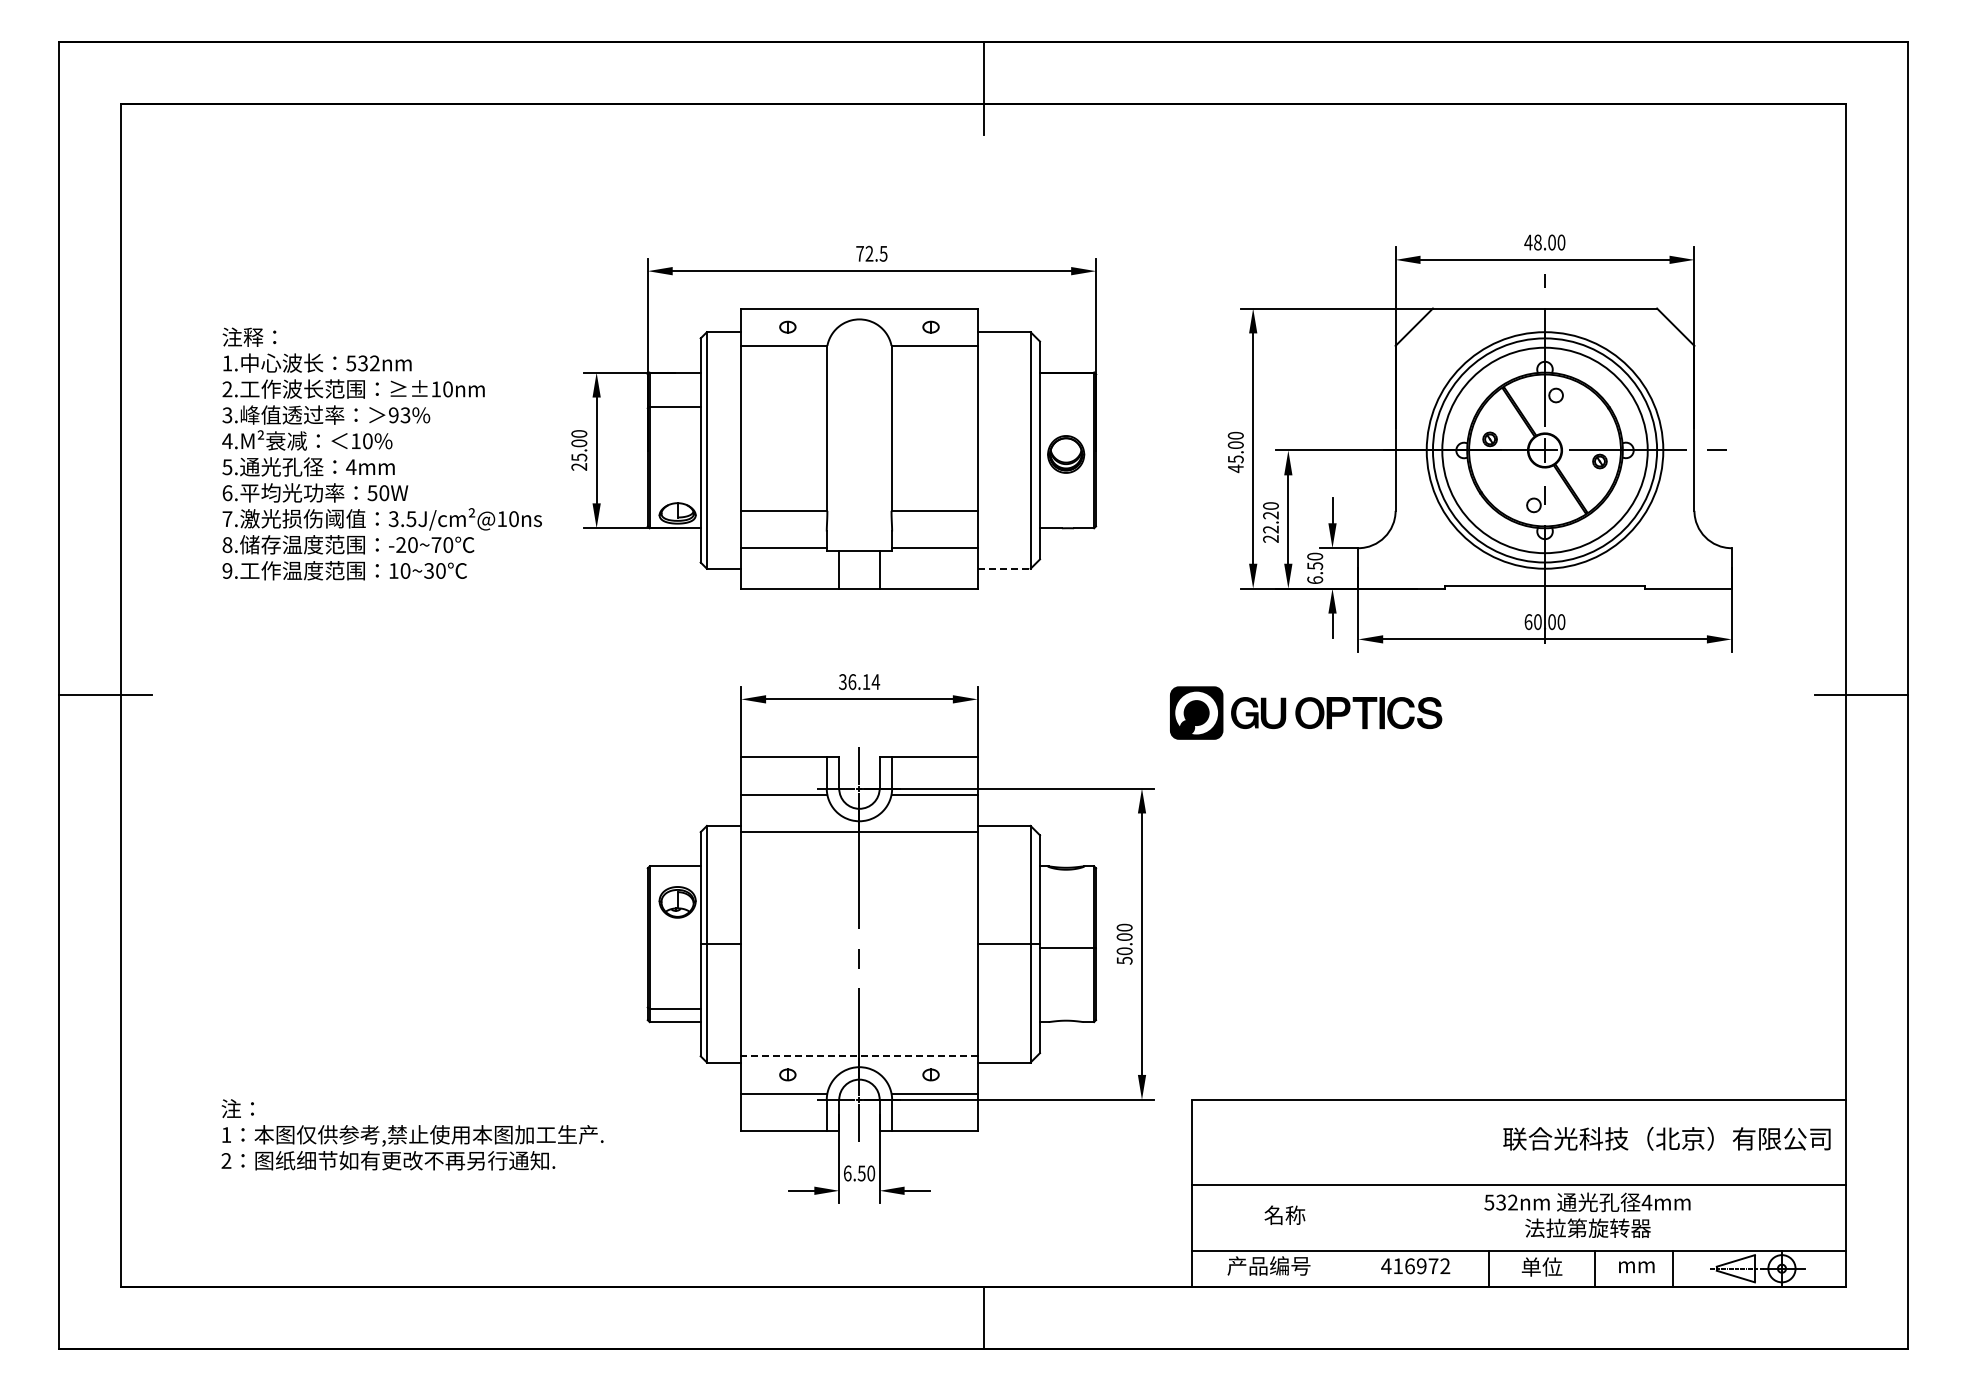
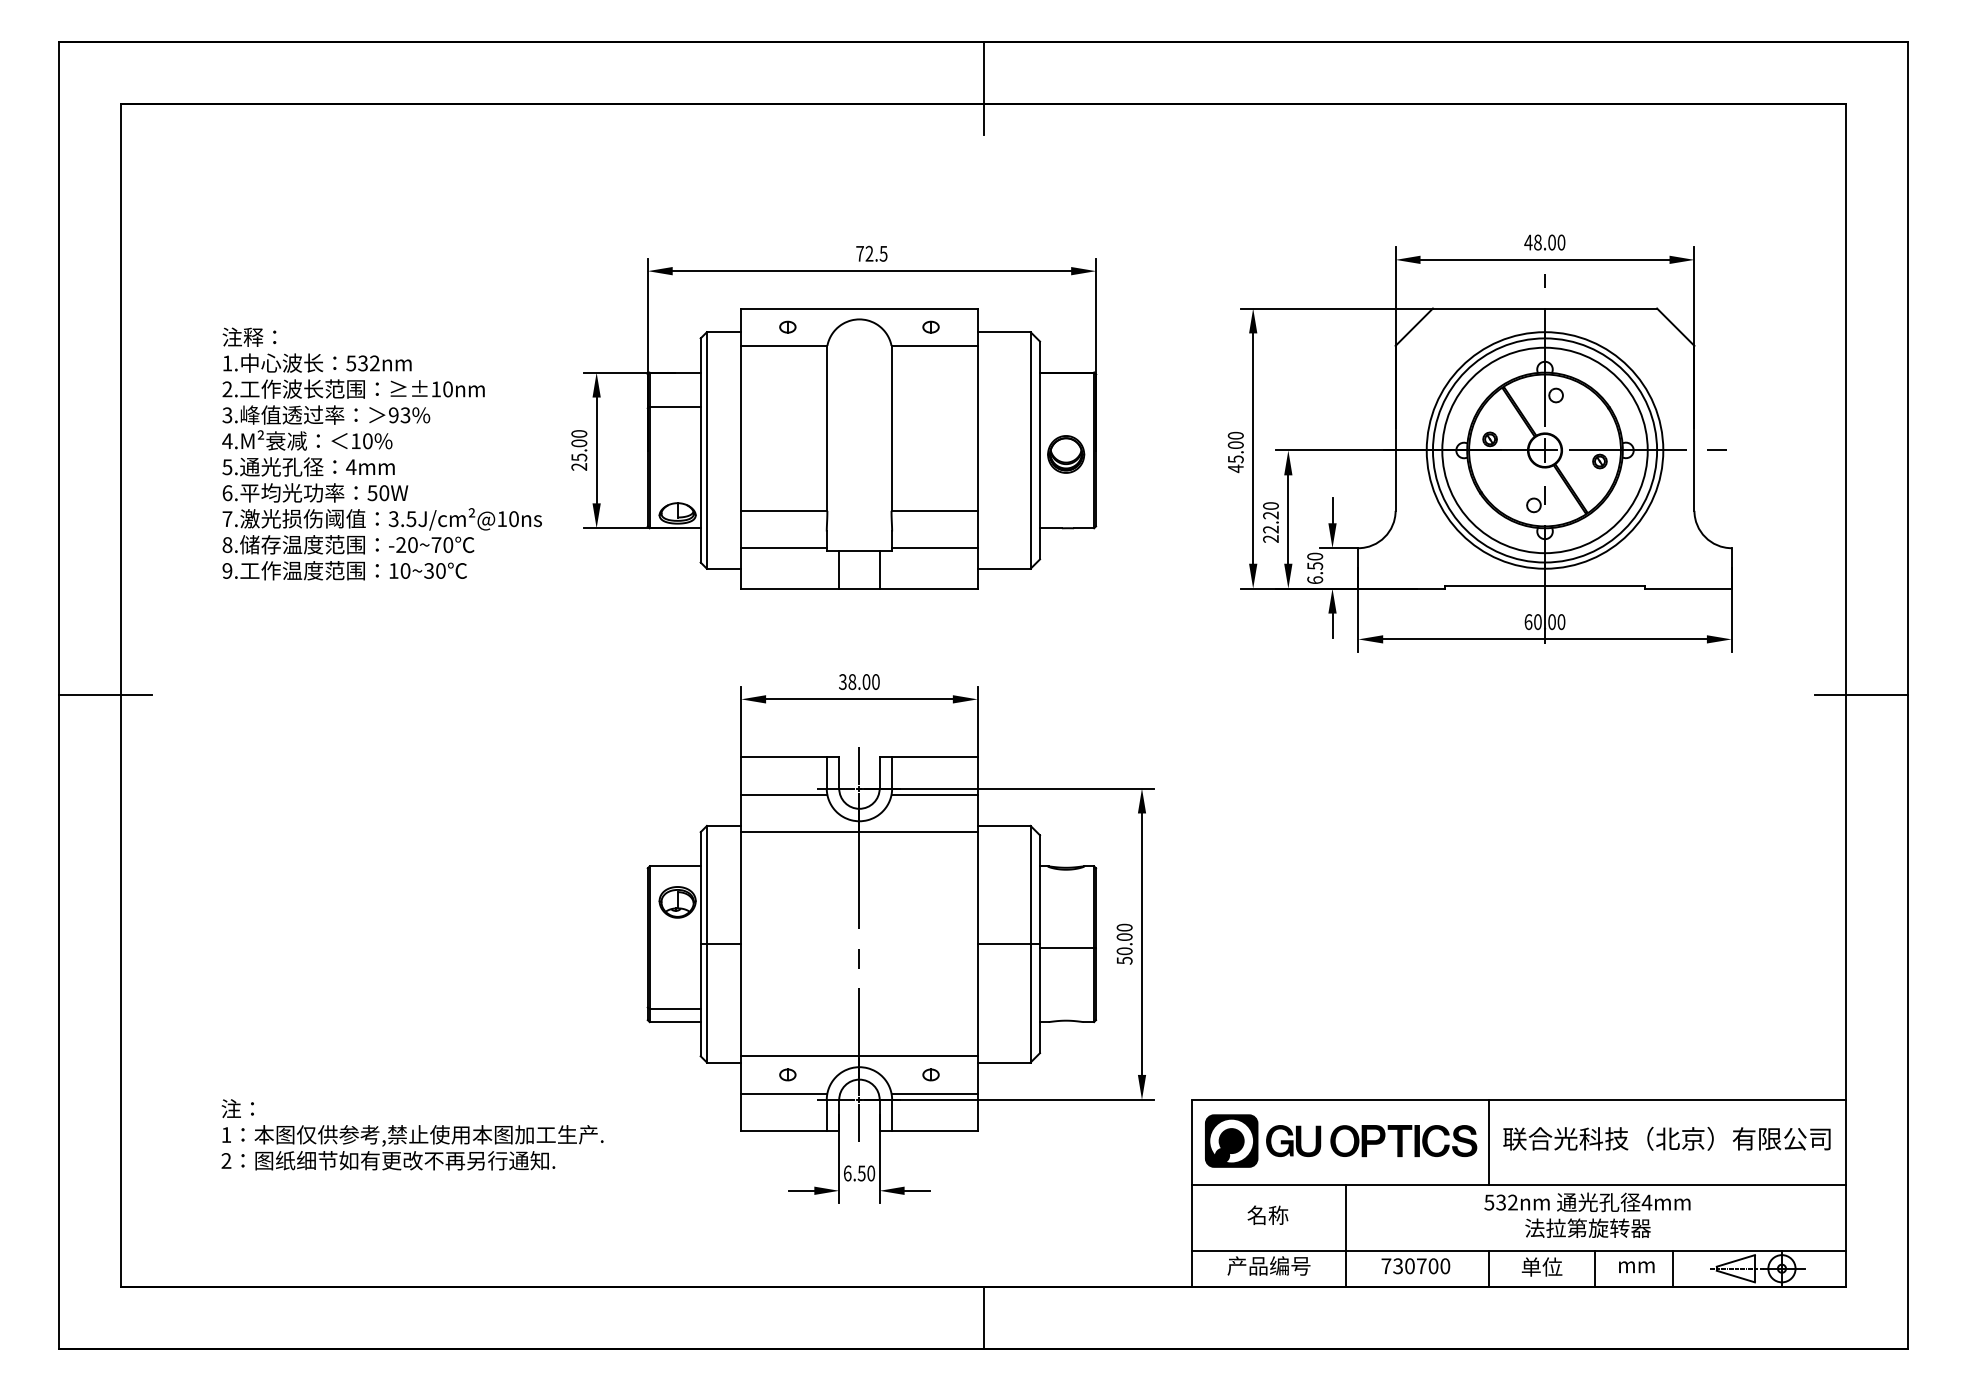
line: dashed -> solid (1004, 568)
text: 36.14 -> 38.00 (864, 681)
part position: (1306, 712) -> (1341, 1140) (1341, 1140)
line: dashed -> solid (858, 1056)
line: none -> present (1488, 1142)
text position: (1284, 1214) -> (1267, 1214) (1267, 1214)
line: none -> present (1346, 1235)
text: 416972 -> 730700 (1415, 1266)
